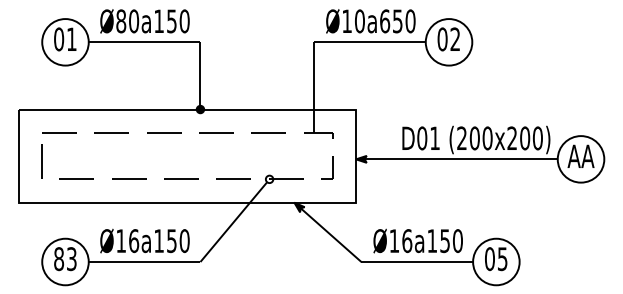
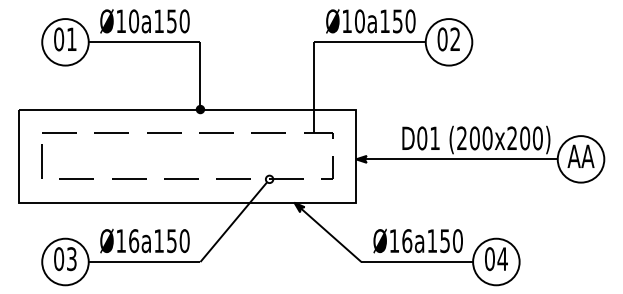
text: Ø80a150 -> Ø10a150 (121, 21)
text: Ø10a650 -> Ø10a150 (385, 21)
text: 83 -> 03 (59, 258)
text: 05 -> 04 (502, 259)
